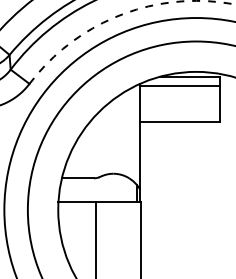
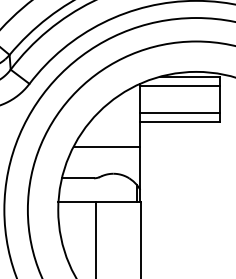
arc: dashed -> solid (122, 14)
line: none -> present (180, 113)
line: none -> present (106, 146)
